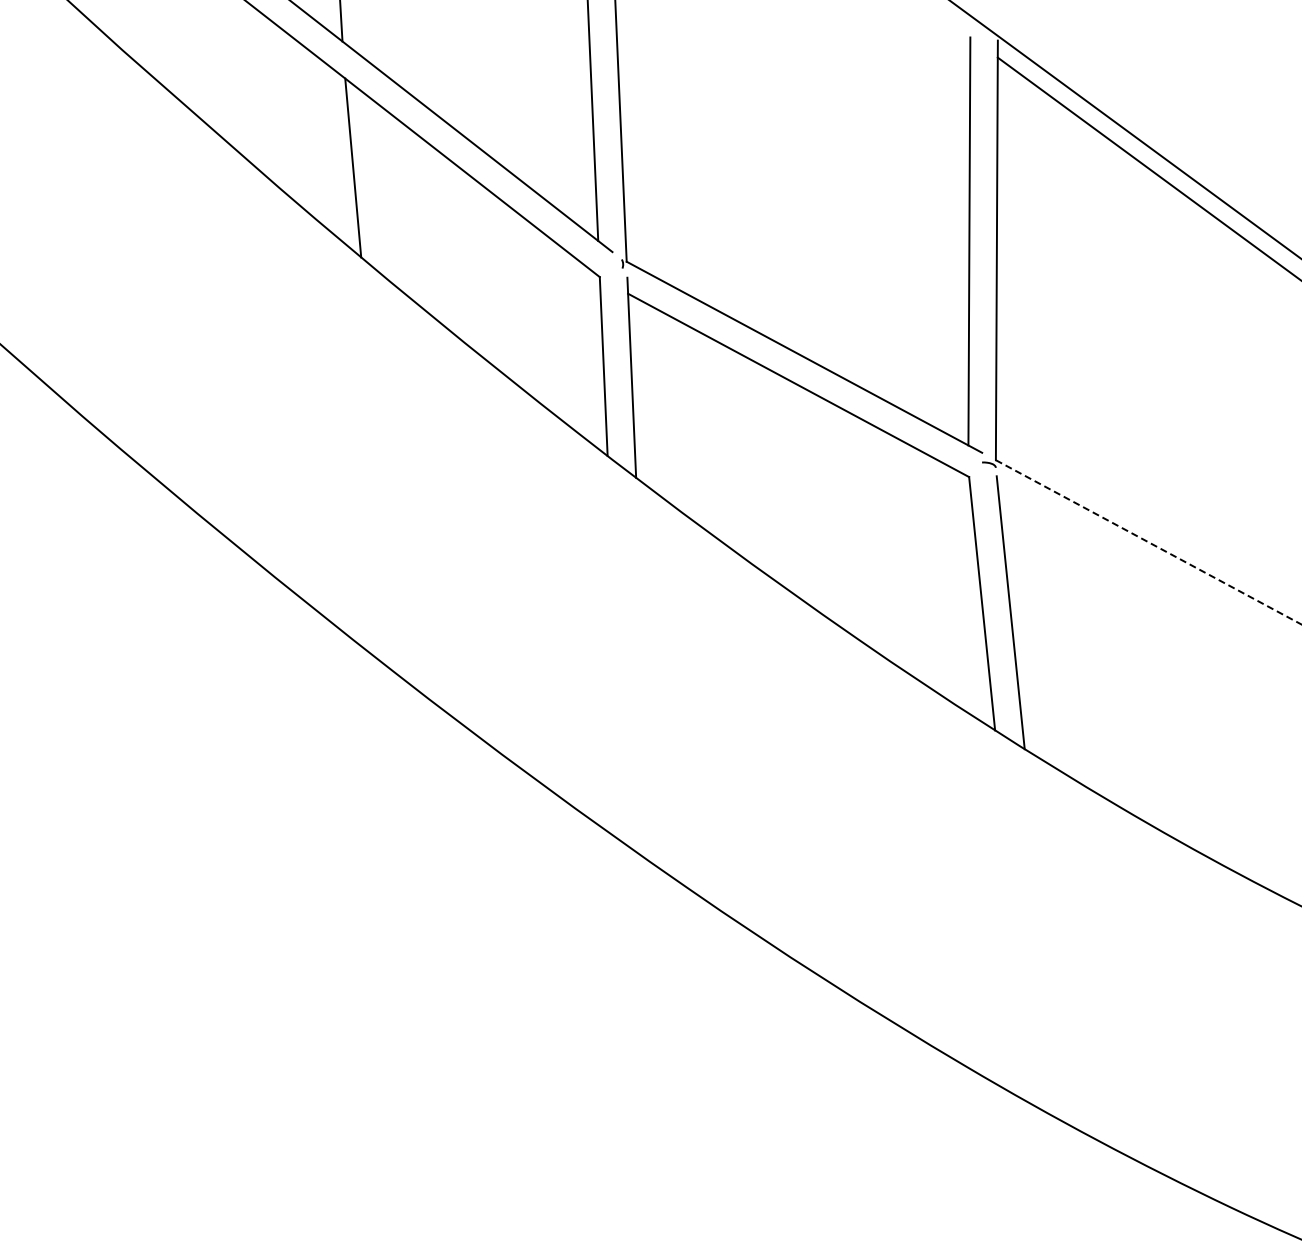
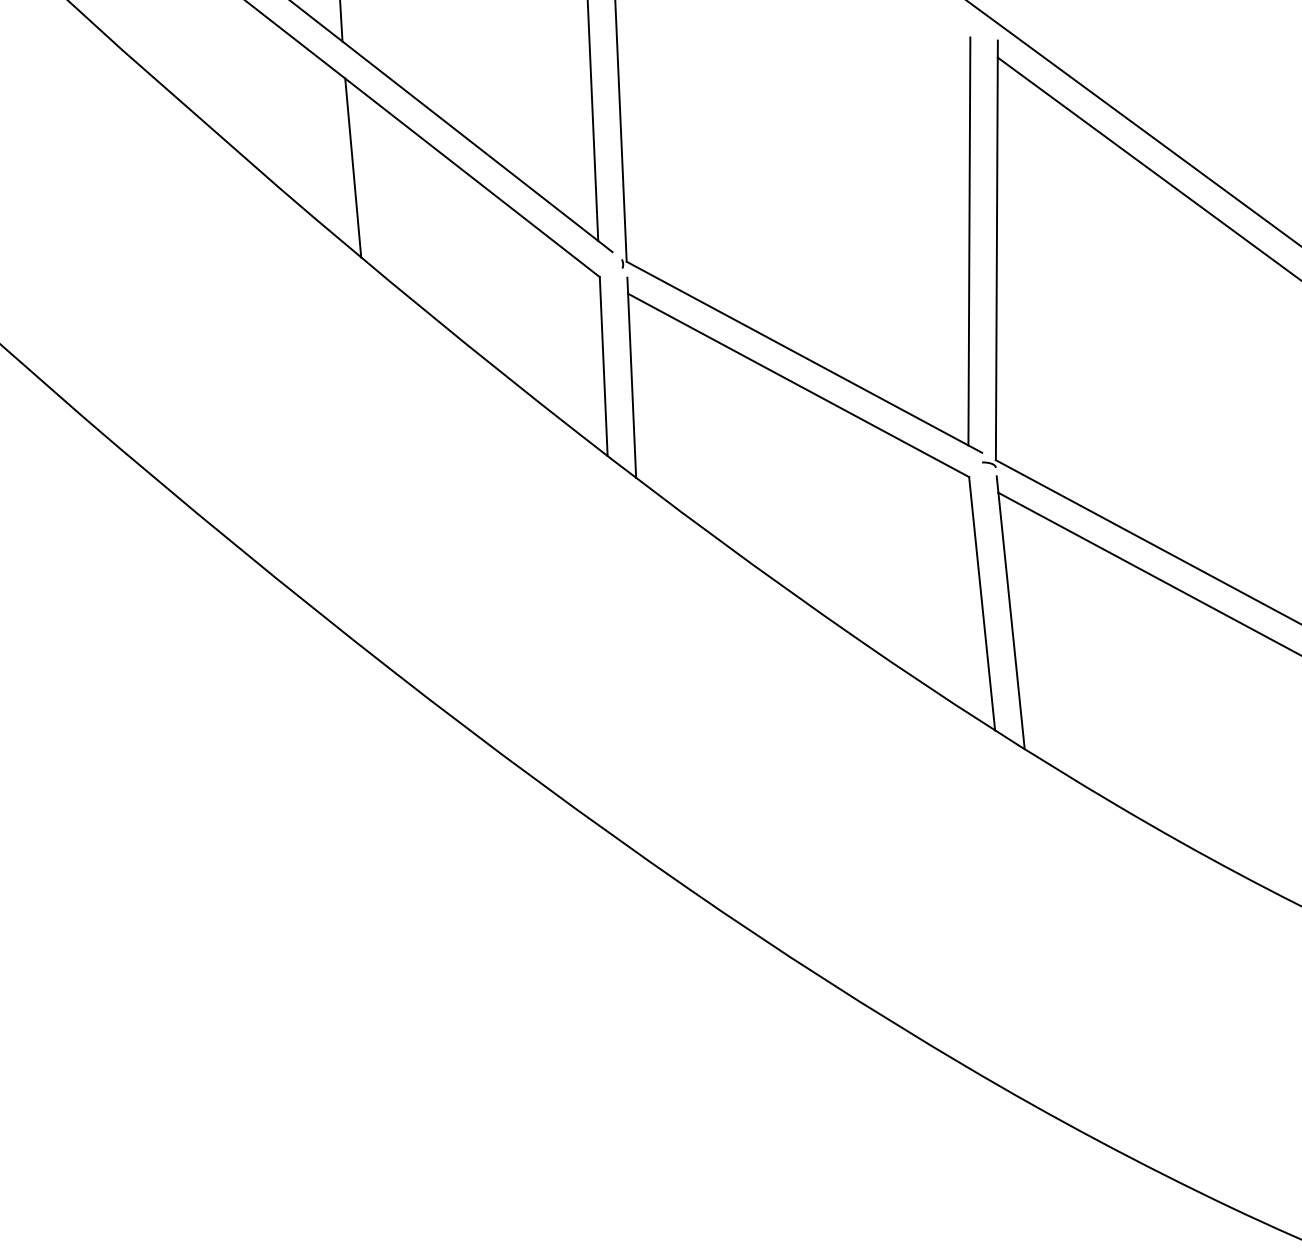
line position: (1125, 129) -> (1133, 123) (1133, 123)
line: dashed -> solid (1148, 542)
line: none -> present (1148, 573)
